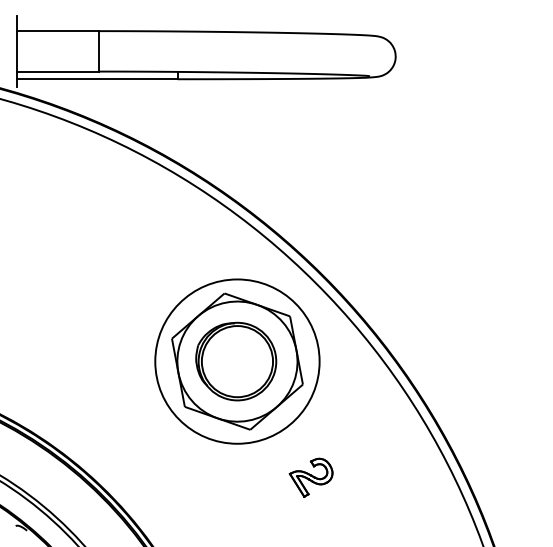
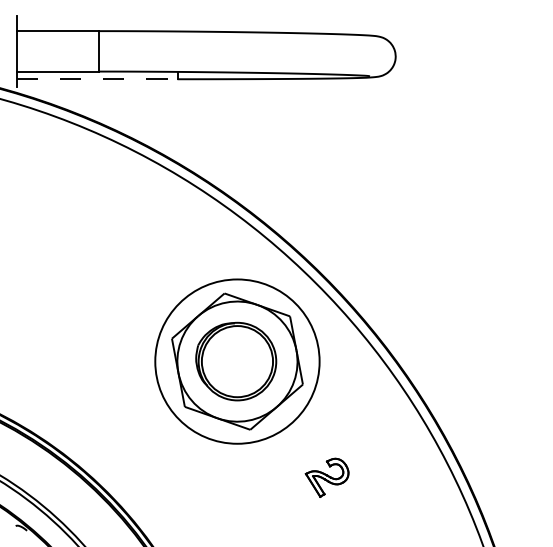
line: solid -> dashed (97, 79)
part position: (310, 477) -> (326, 477) (326, 477)
